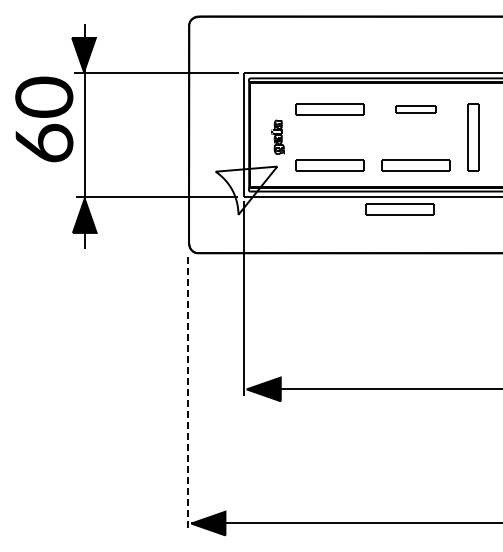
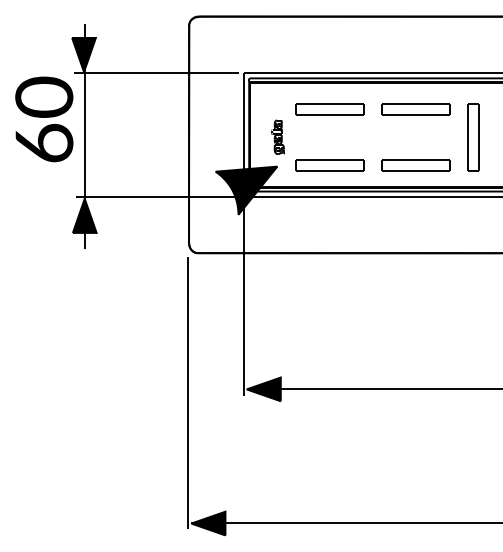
part size: 42x9 px -> 70x13 px (415, 109)
fill: none -> present (246, 190)
part: present -> none (399, 209)
line: dashed -> solid (188, 393)
